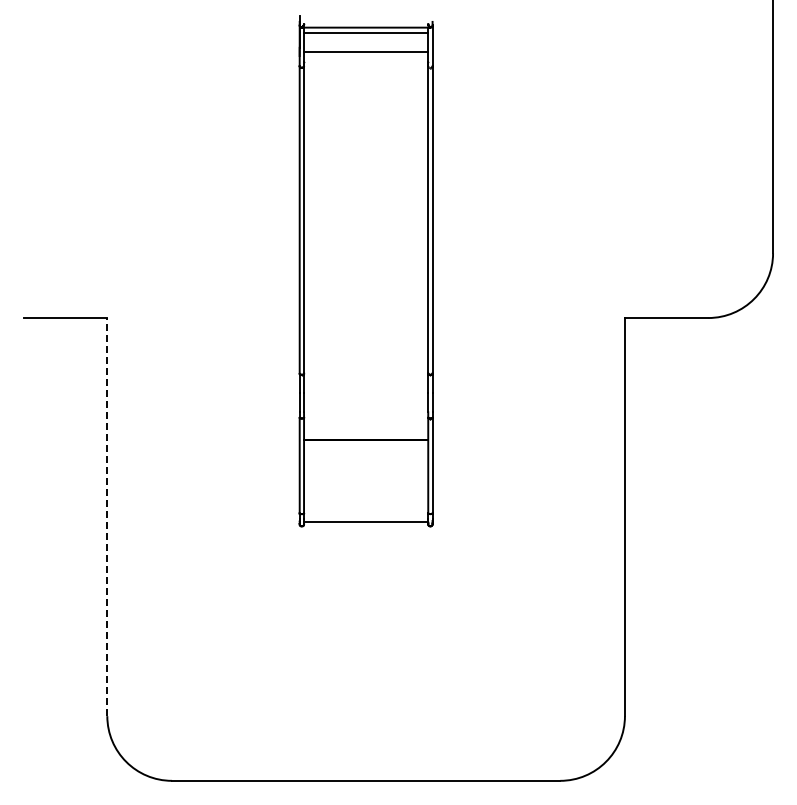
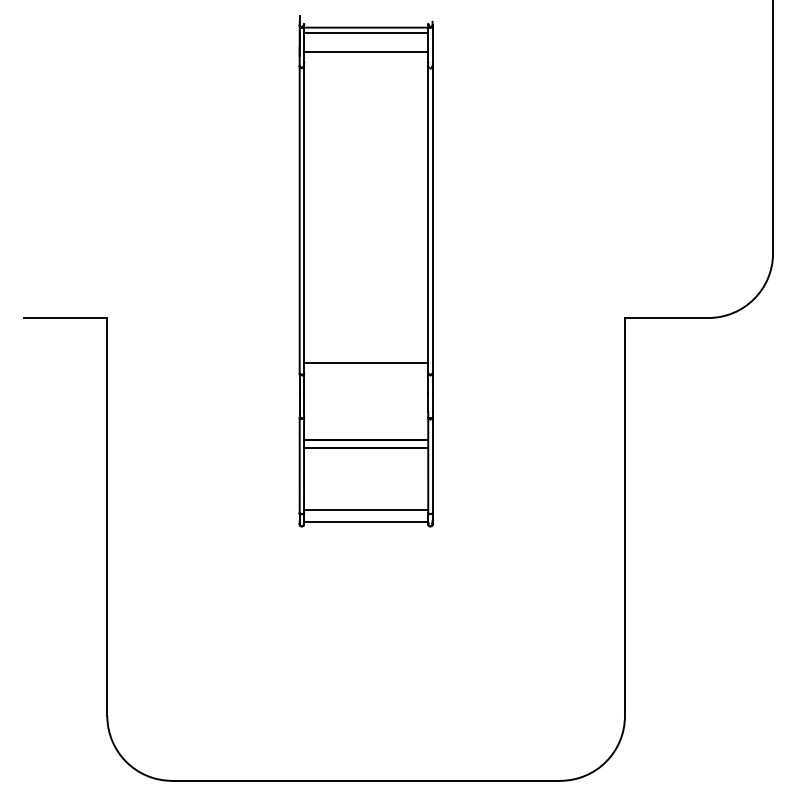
line: none -> present (366, 363)
line: none -> present (366, 447)
line: none -> present (366, 510)
line: dashed -> solid (107, 516)
